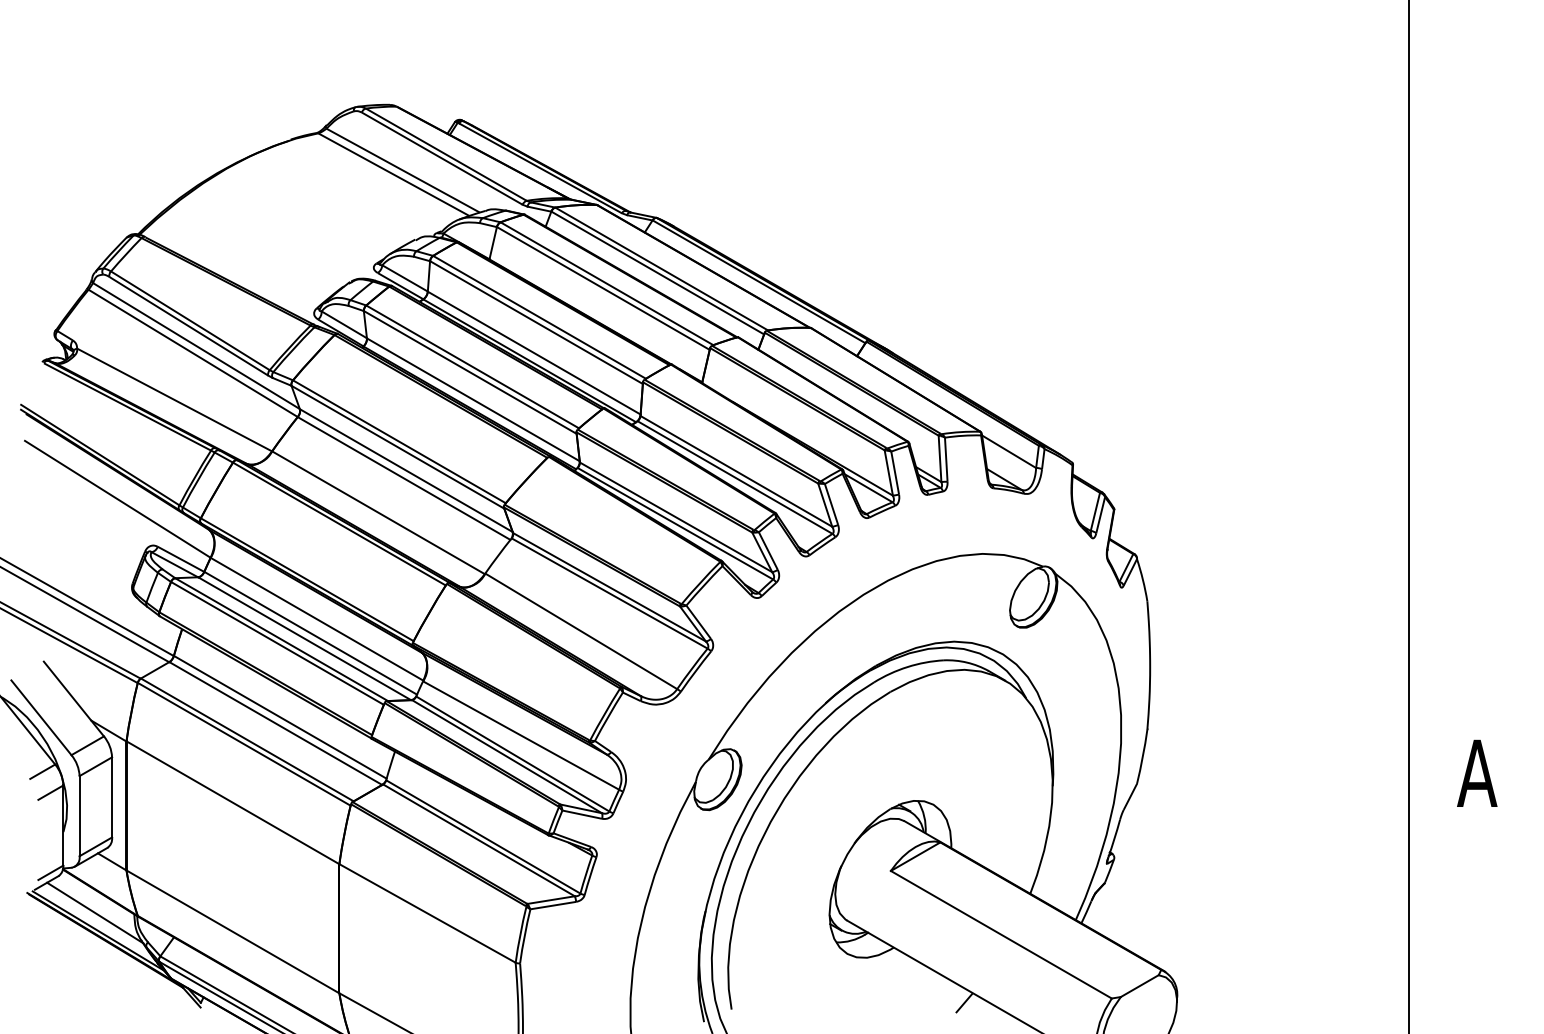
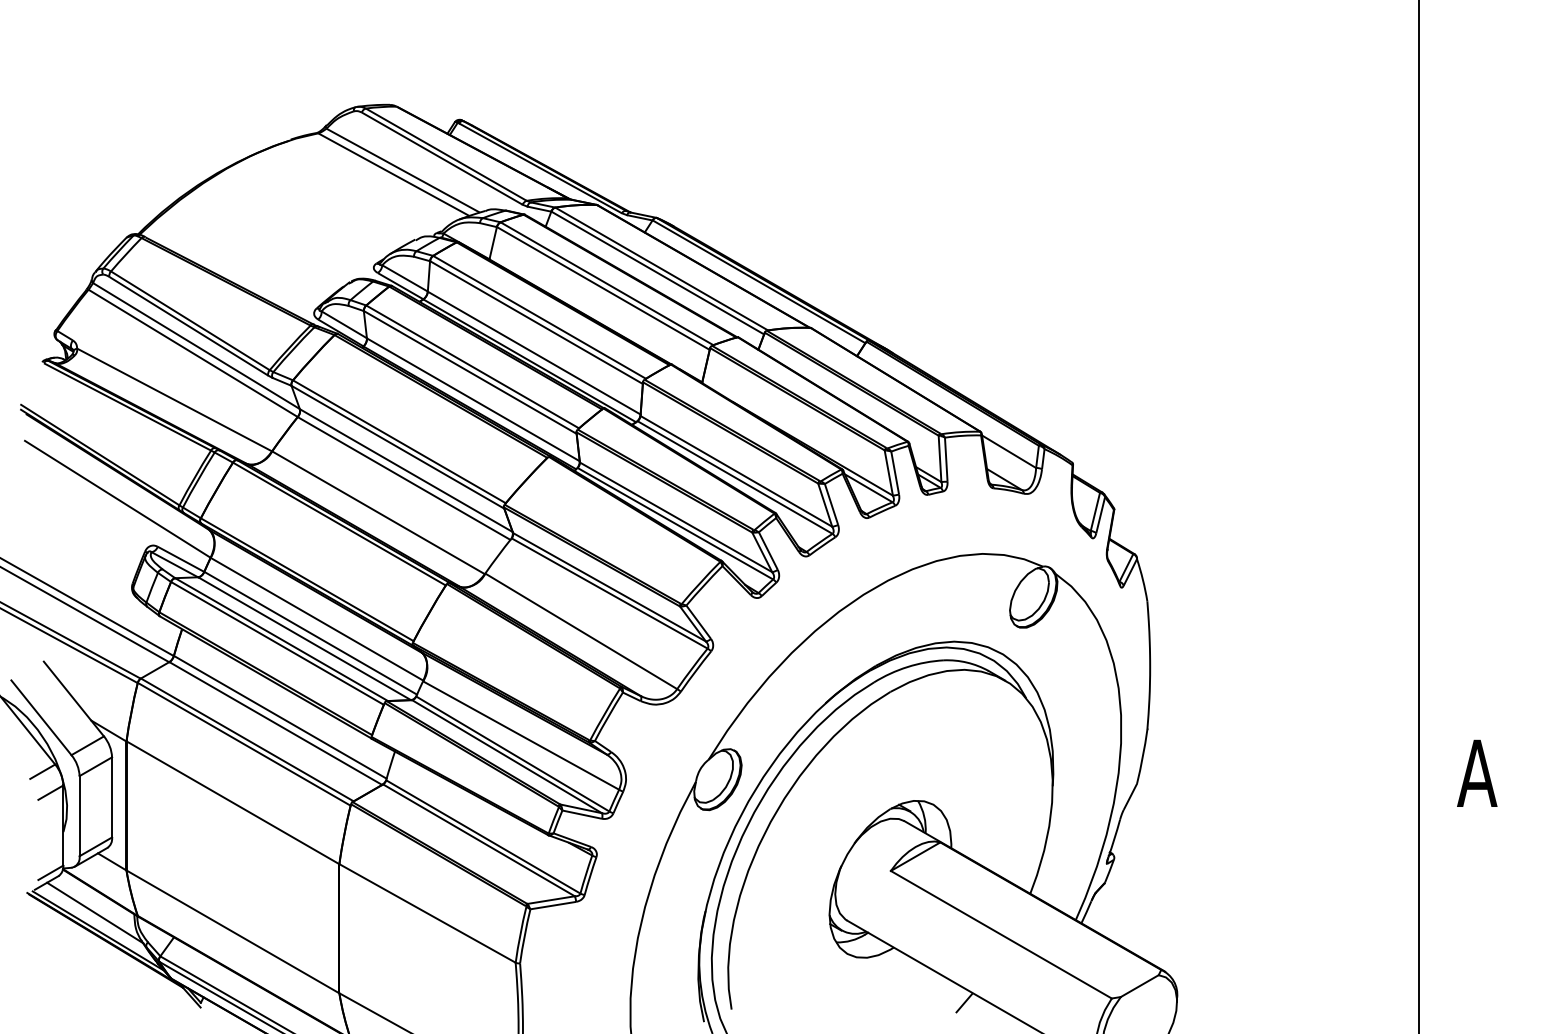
line position: (1409, 516) -> (1419, 516) (1419, 516)
